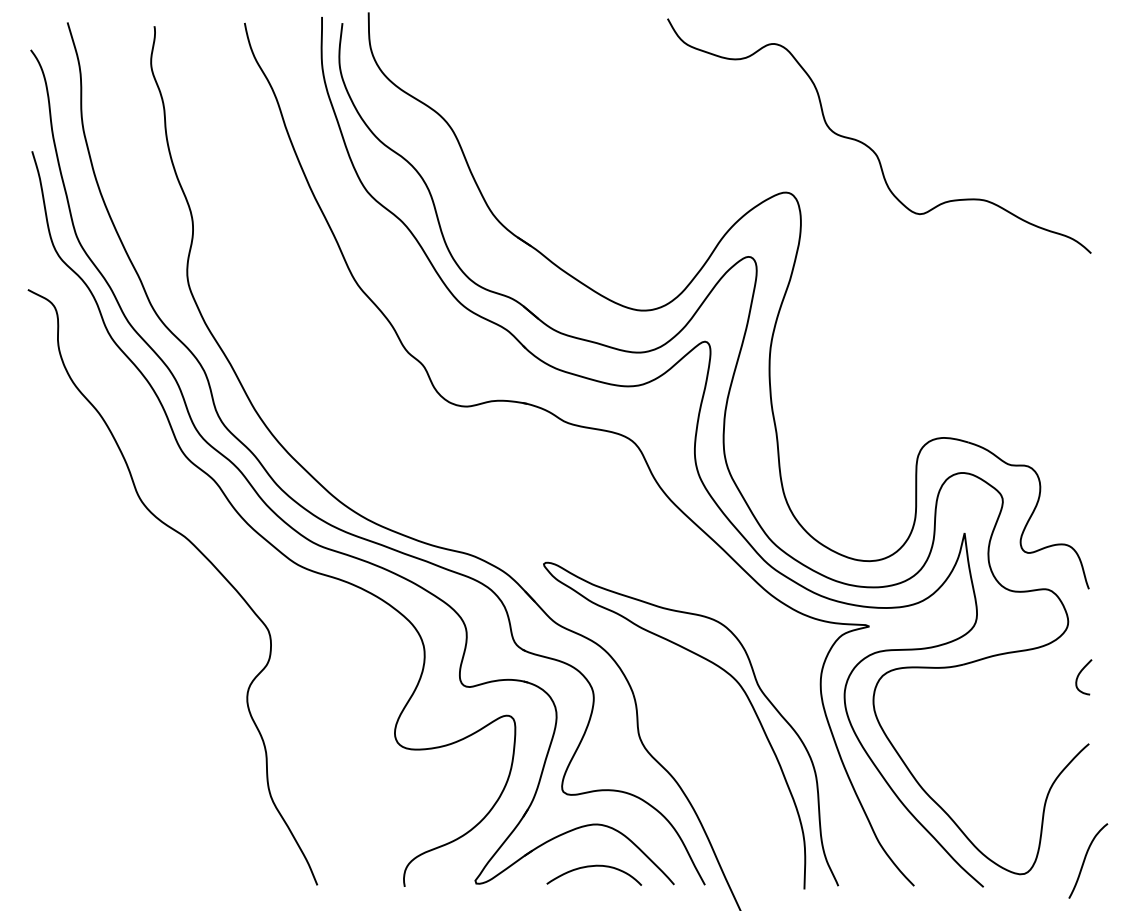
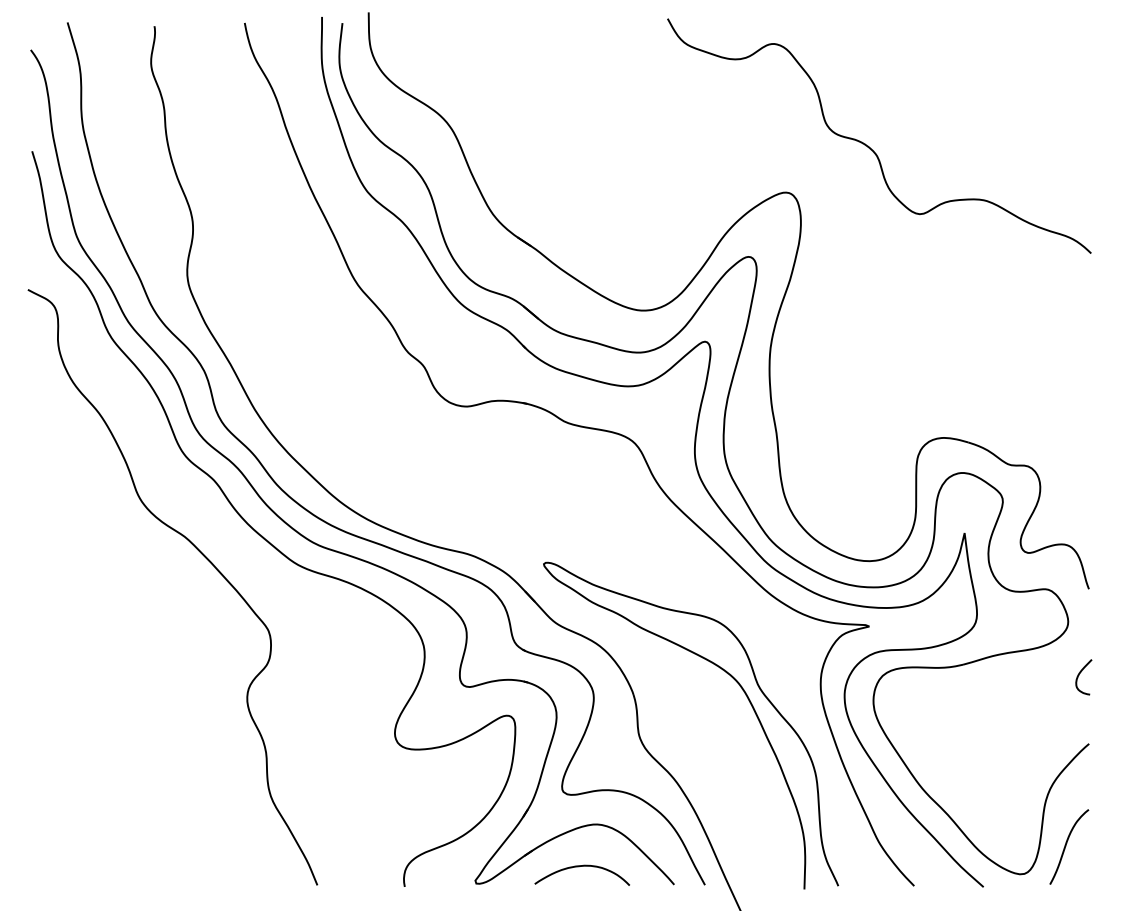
curve position: (1085, 860) -> (1066, 846) (1066, 846)
curve position: (591, 867) -> (579, 867) (579, 867)
